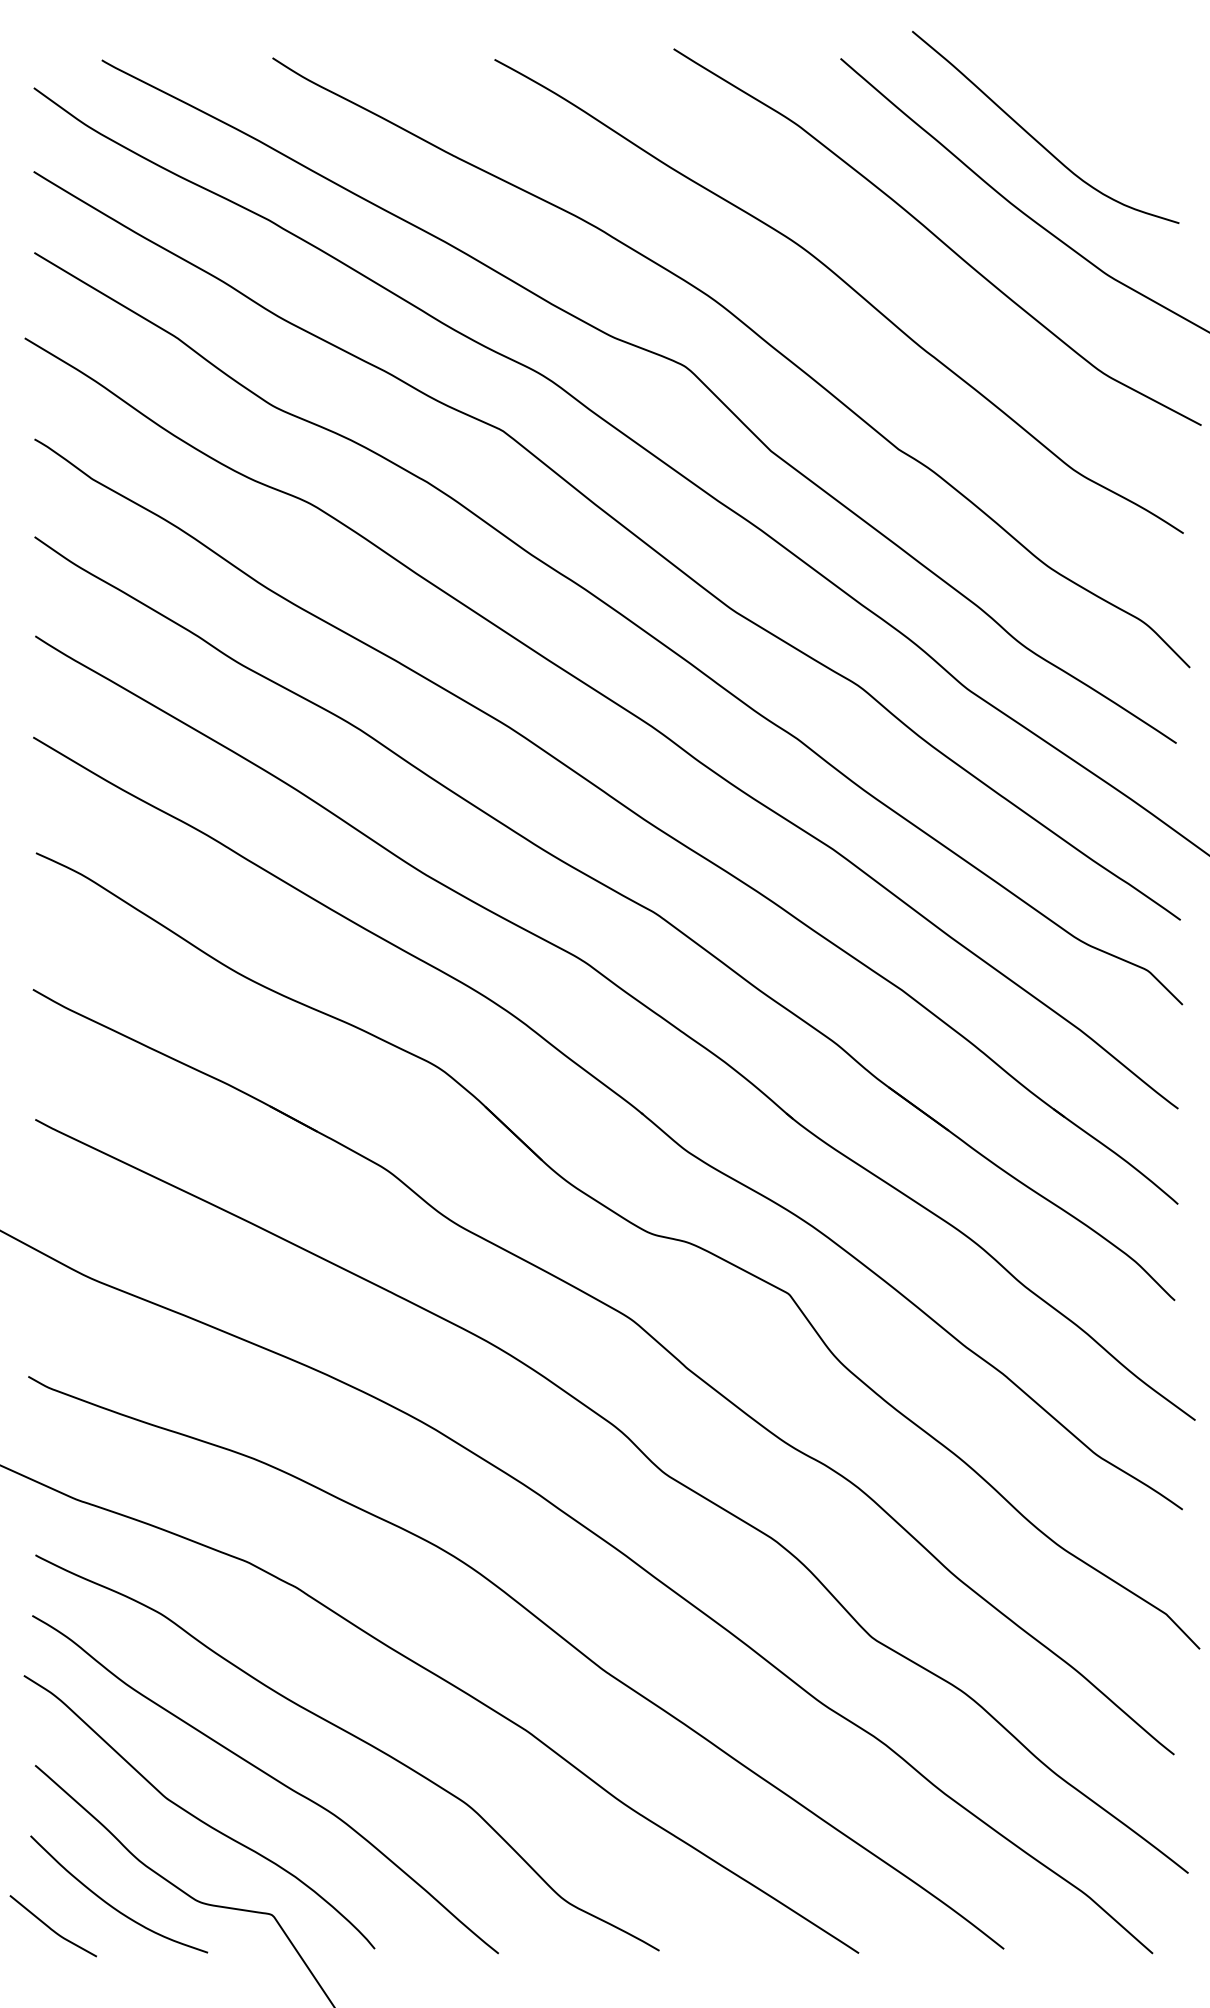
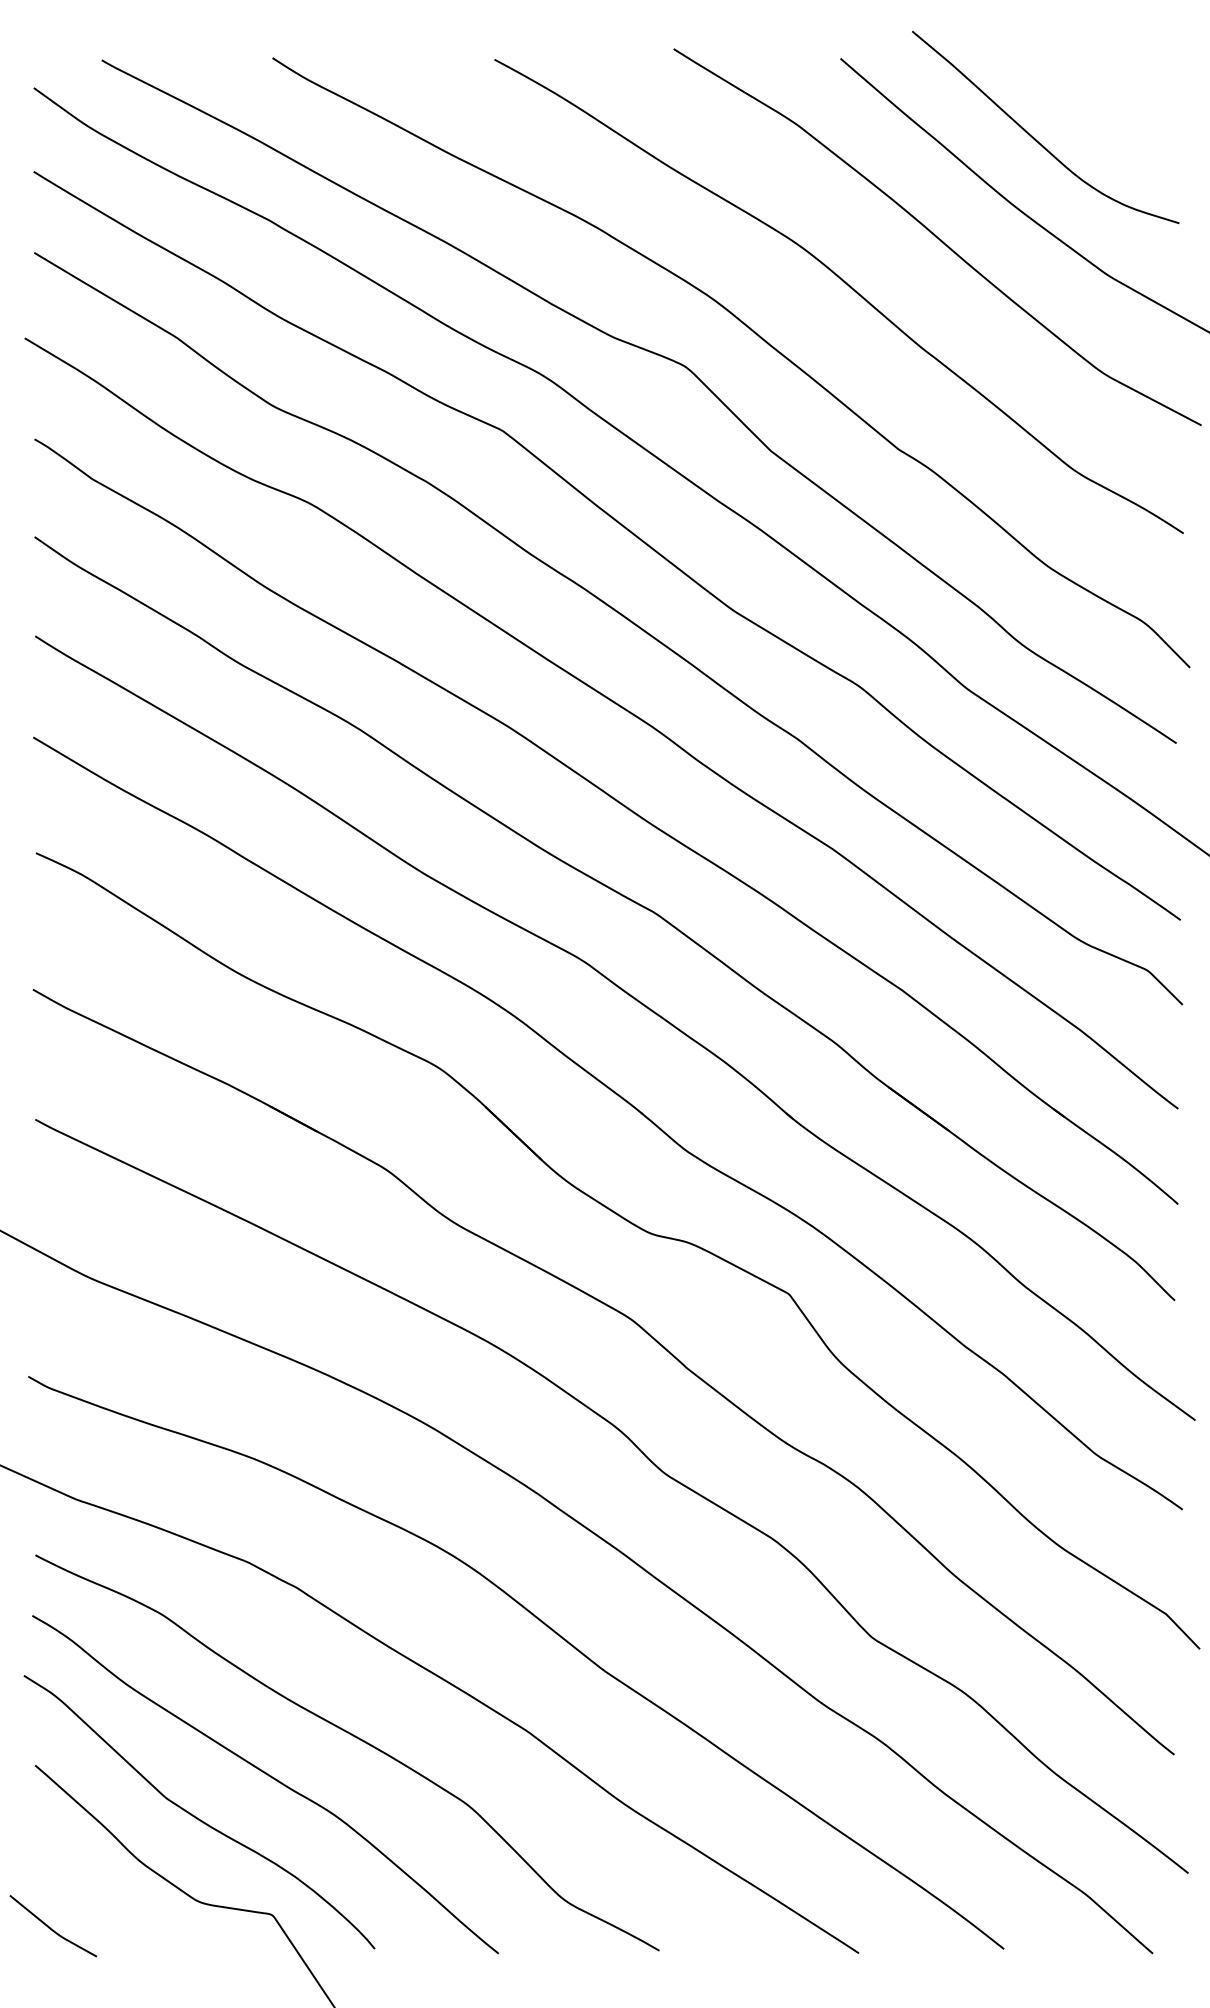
curve: present -> none (113, 1906)
